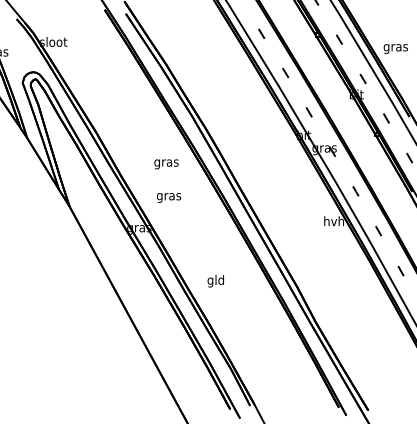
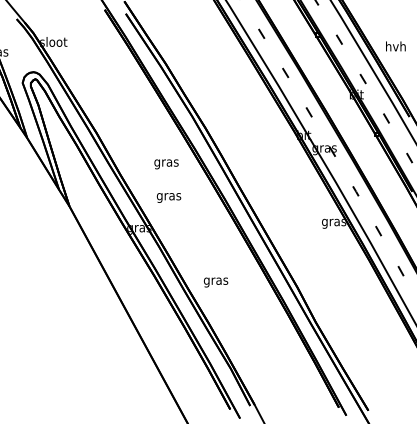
text: gras -> hvh (395, 47)
text: hvh -> gras (334, 222)
text: gld -> gras (215, 281)
